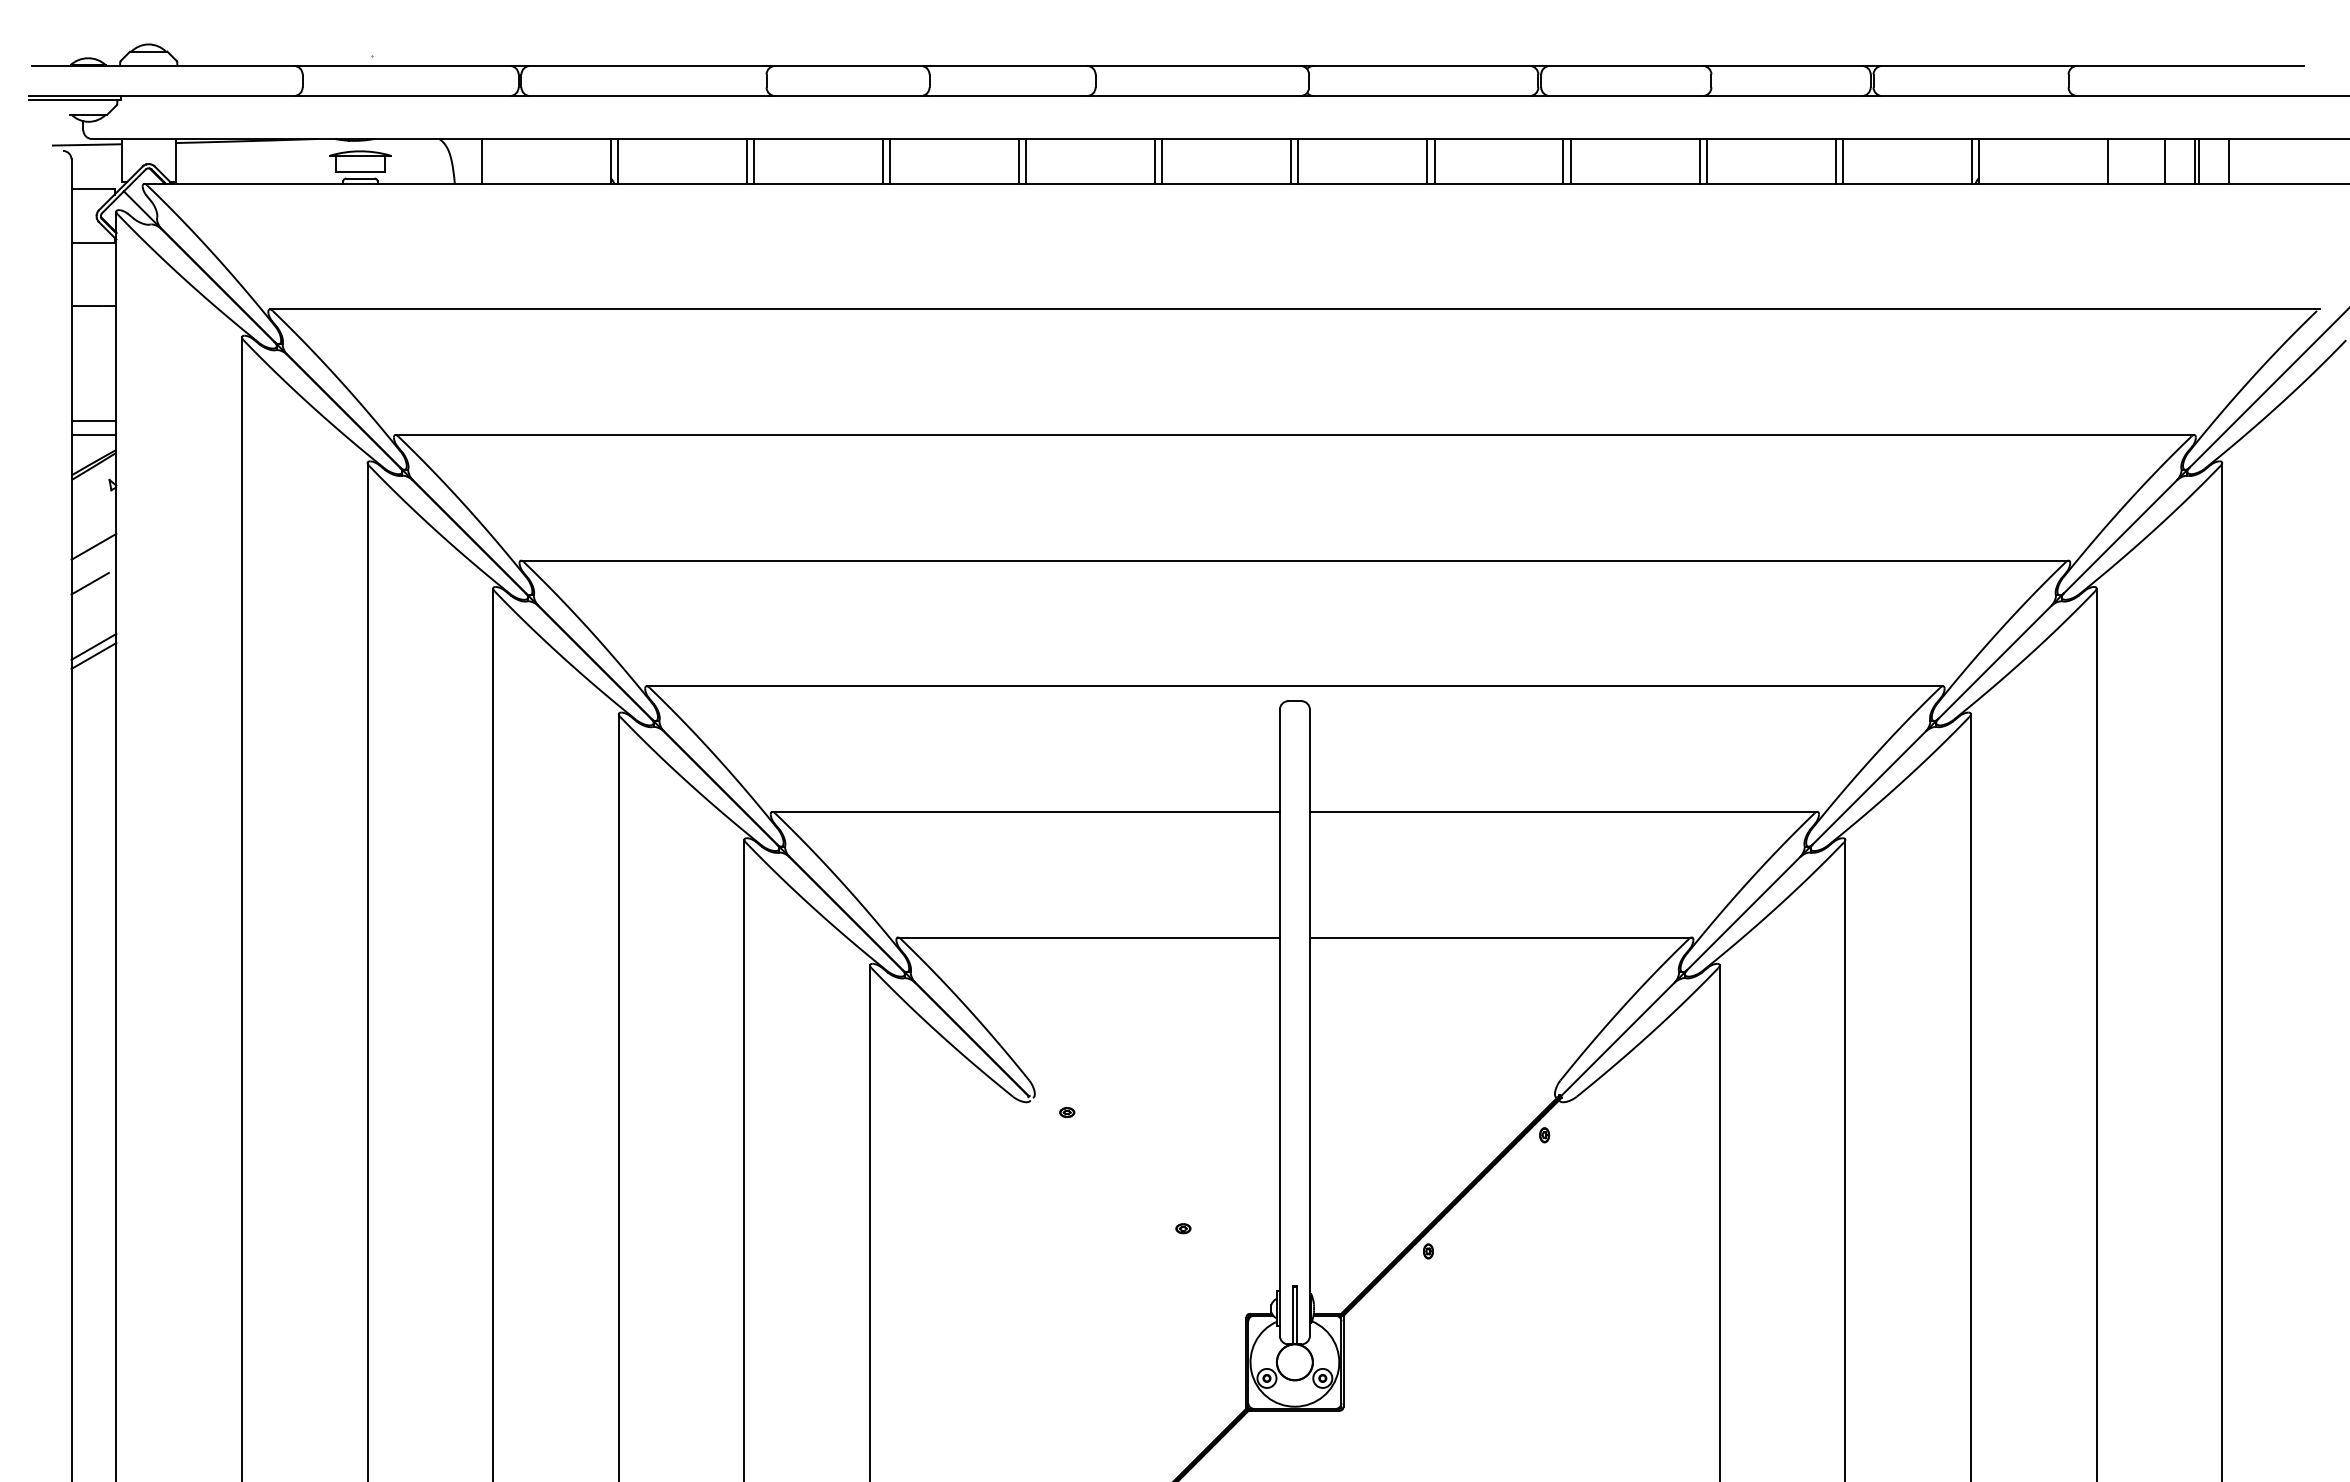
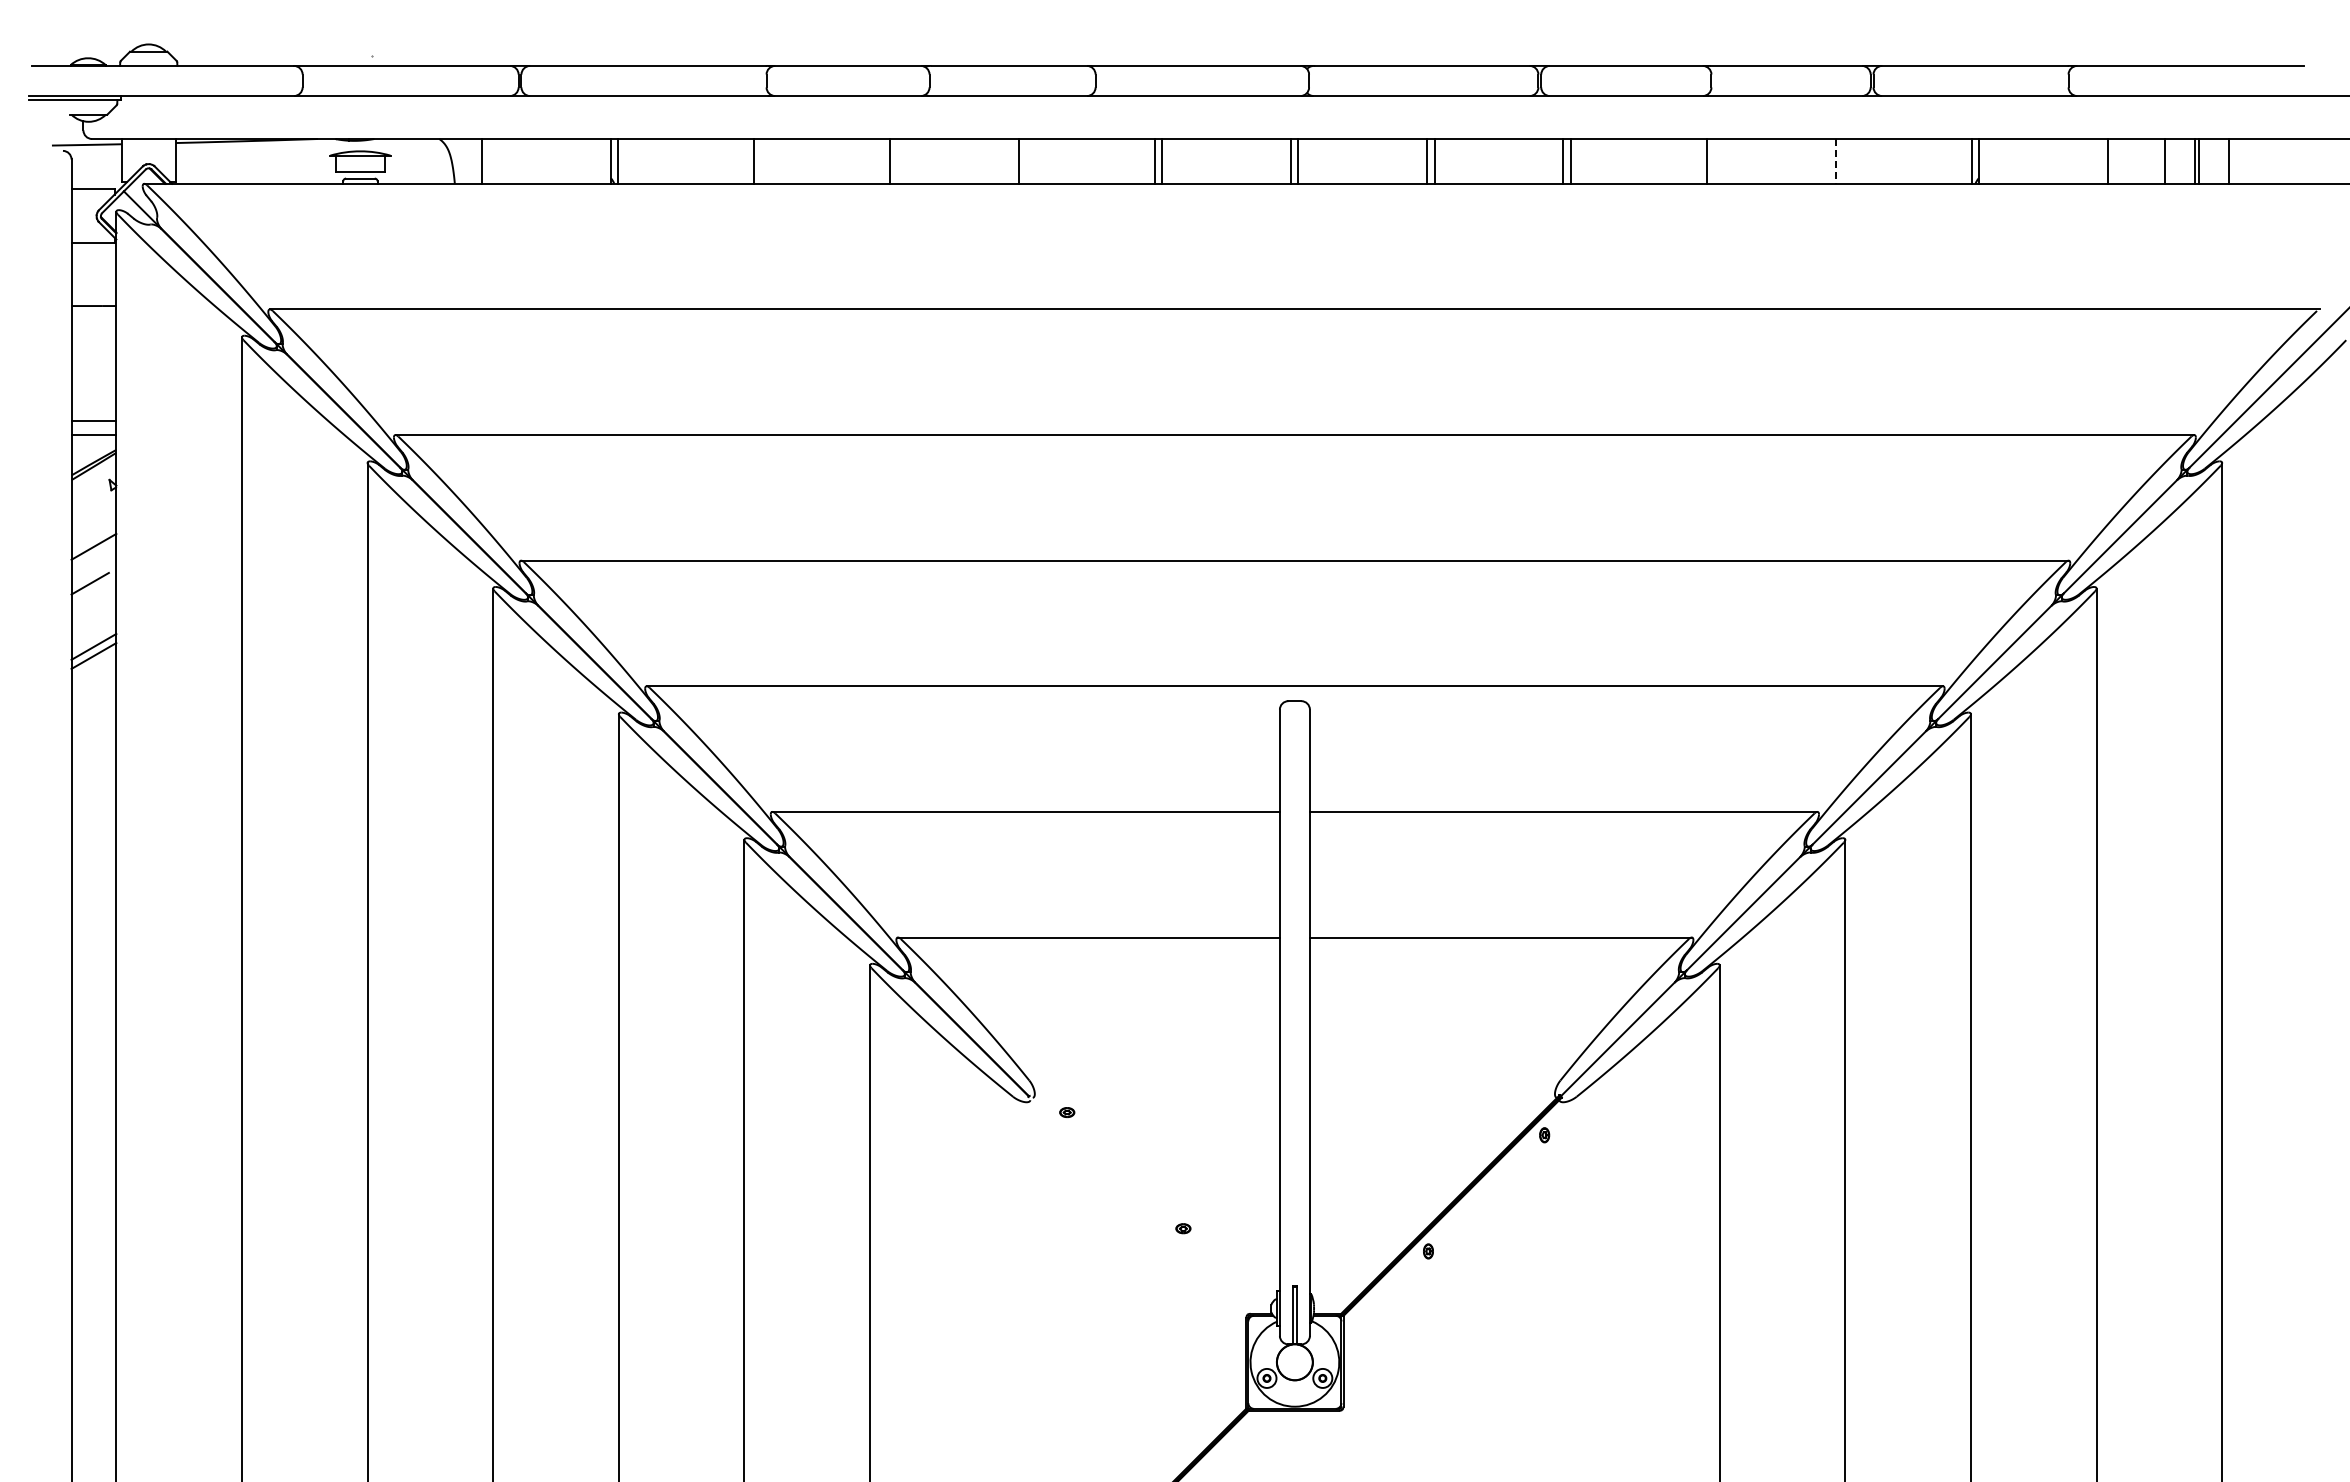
line: present -> none (747, 161)
line: present -> none (883, 161)
line: present -> none (1026, 161)
line: present -> none (1699, 161)
line: solid -> dashed (1835, 161)
line: present -> none (1842, 161)
